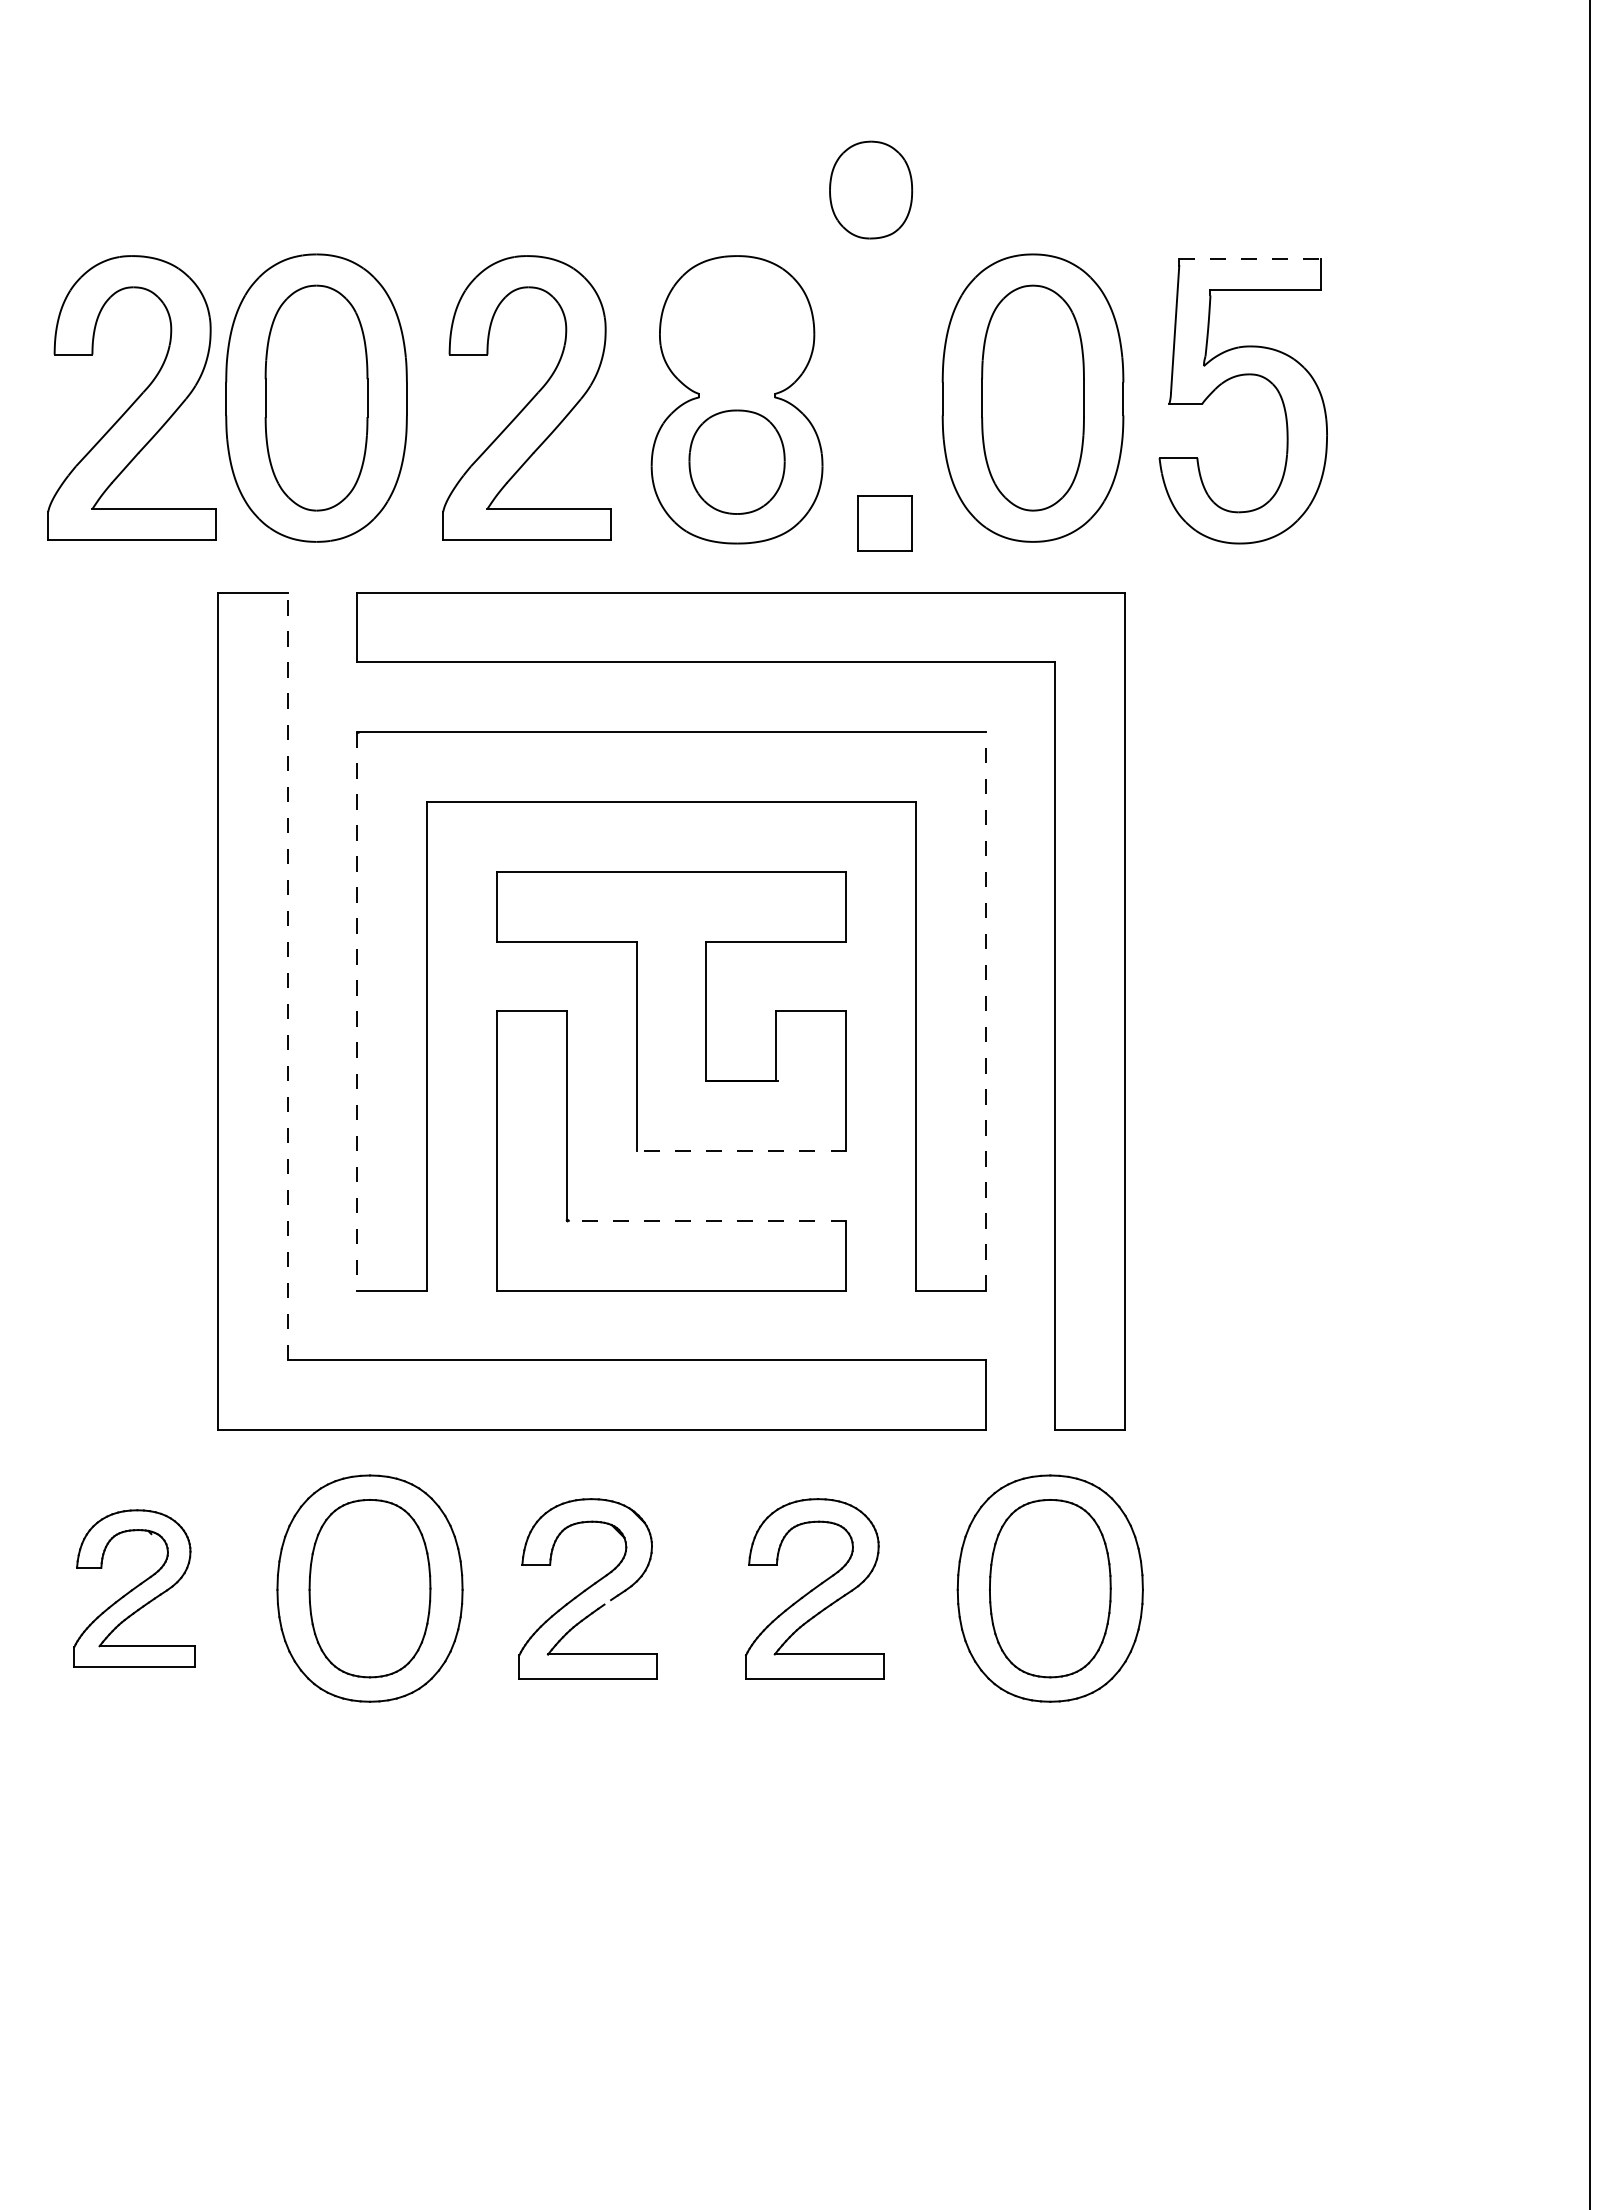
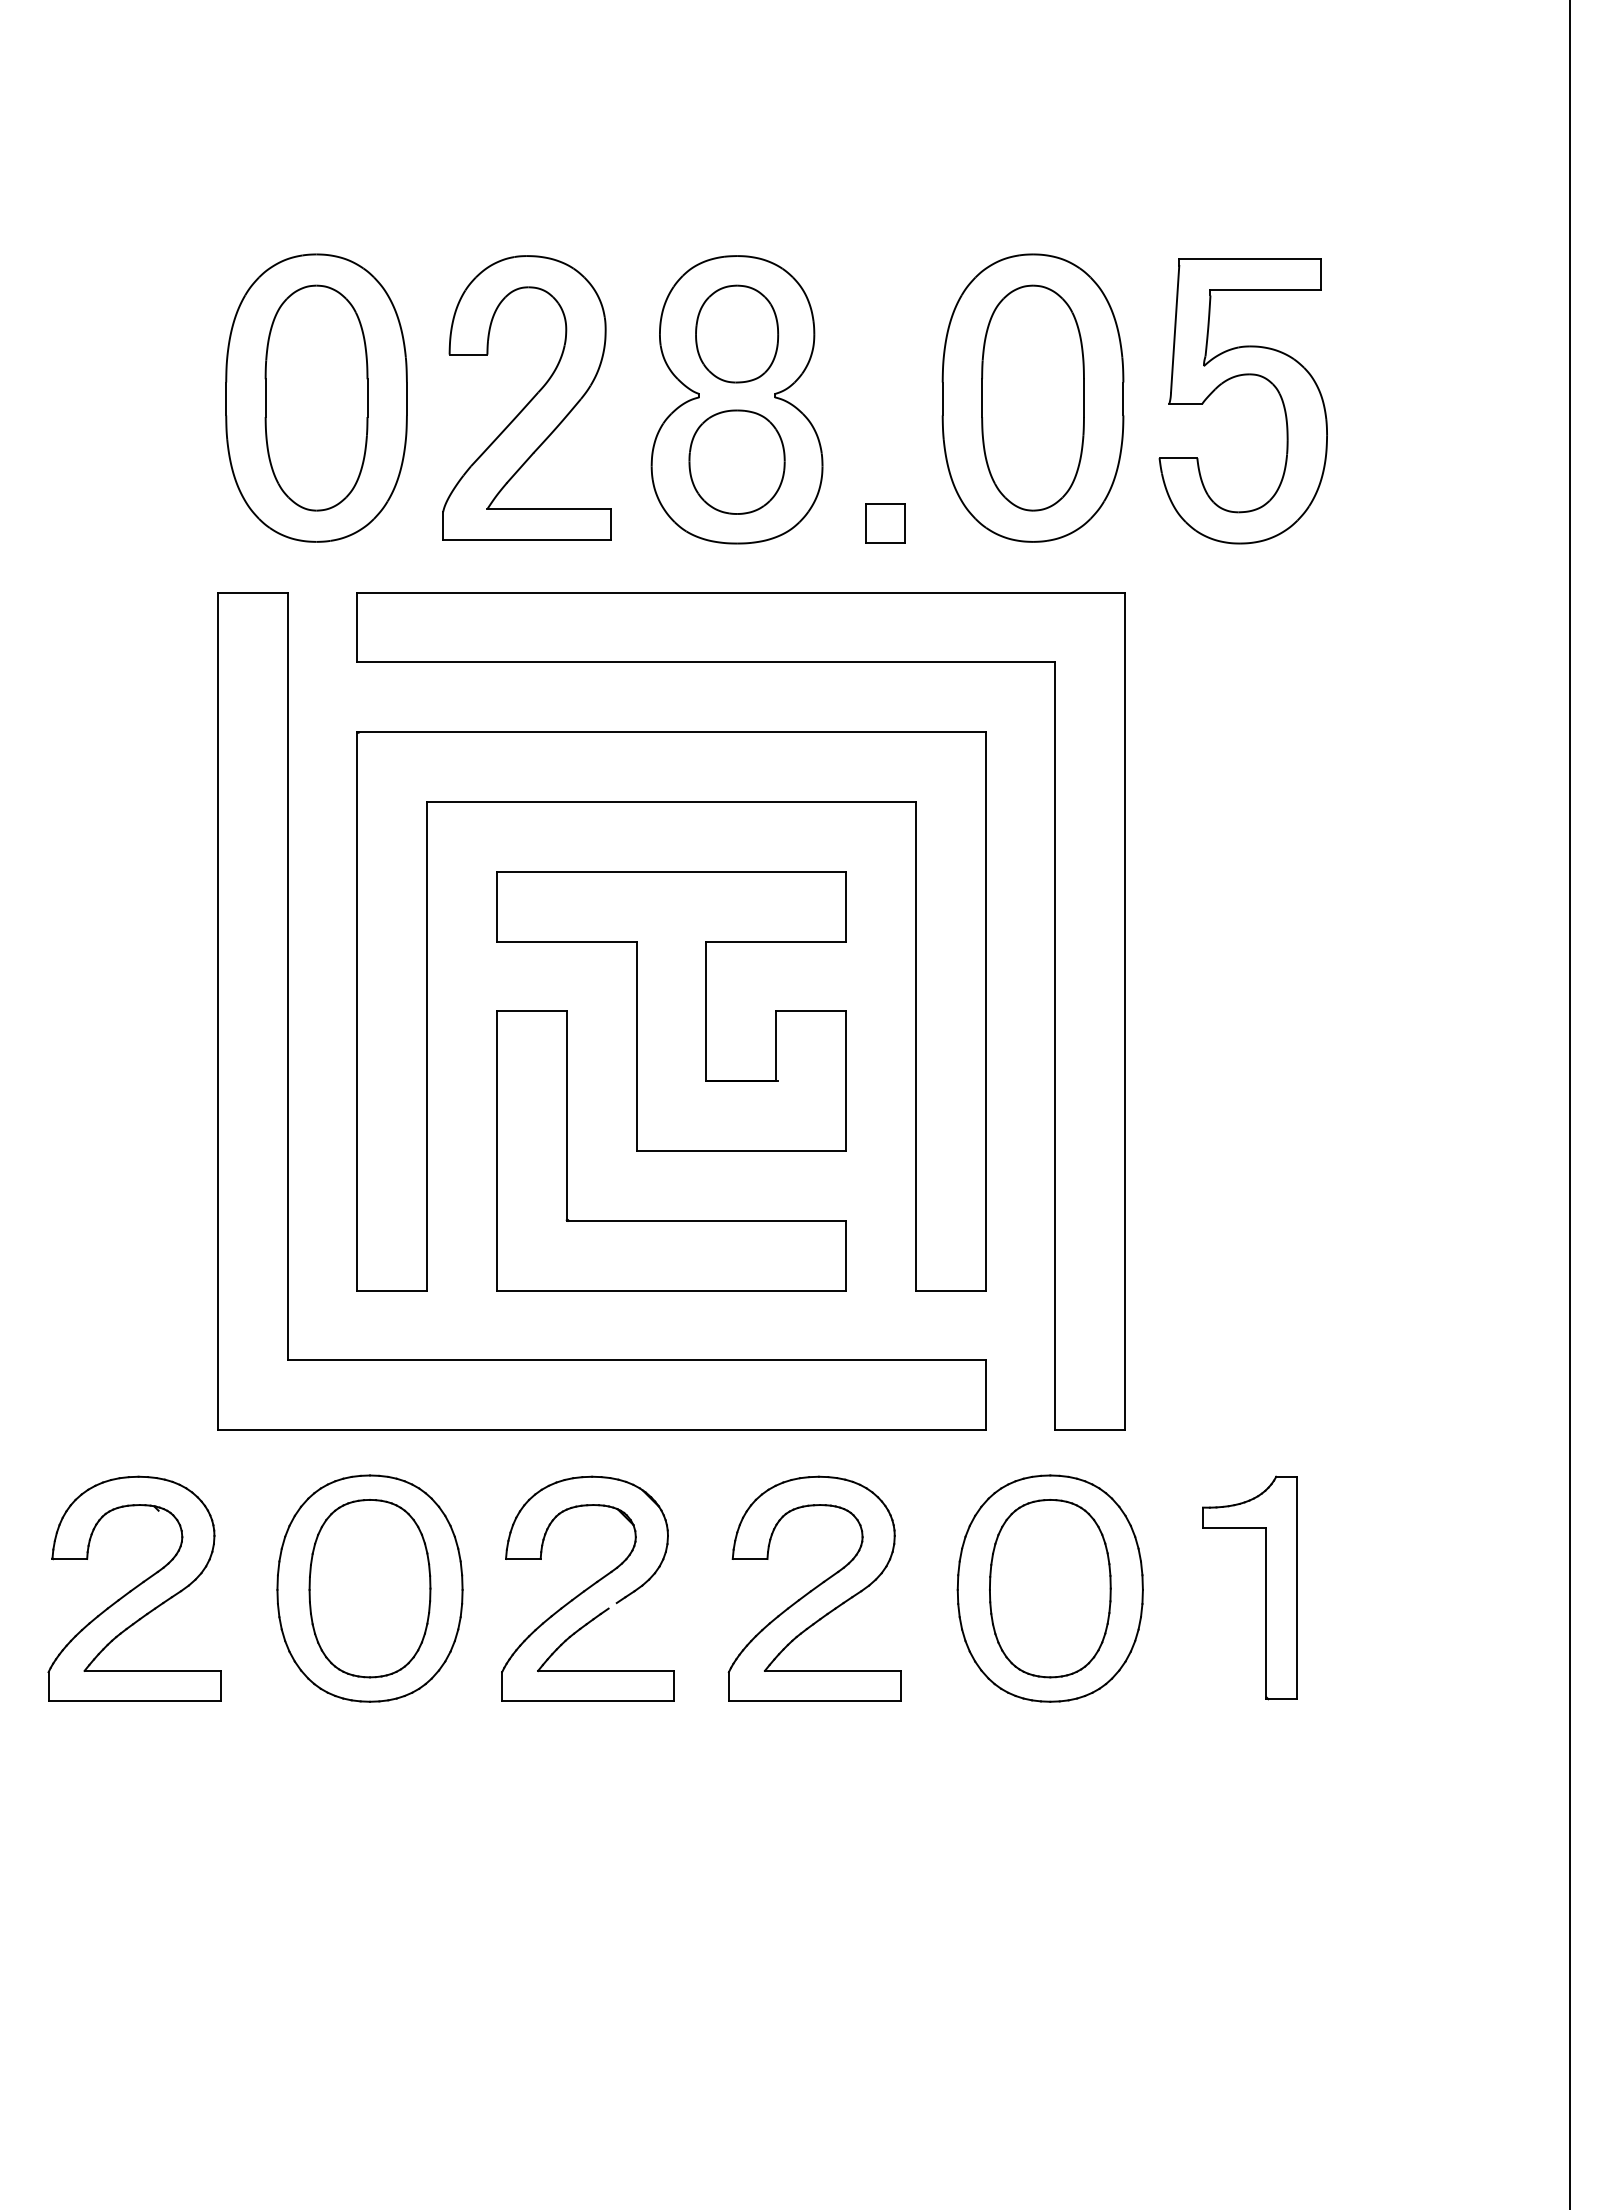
part position: (871, 189) -> (737, 333) (737, 333)
line: dashed -> solid (1249, 259)
part: present -> none (131, 397)
part size: 56x57 px -> 41x41 px (885, 523)
line: dashed -> solid (287, 976)
line: dashed -> solid (985, 1010)
line: dashed -> solid (357, 1011)
line position: (1590, 1104) -> (1570, 1104) (1570, 1104)
line: dashed -> solid (741, 1151)
line: dashed -> solid (706, 1220)
part: none -> present (1265, 1587)
part size: 123x159 px -> 175x227 px (134, 1588)
part size: 140x182 px -> 174x227 px (587, 1588)
part size: 140x182 px -> 175x227 px (814, 1588)
